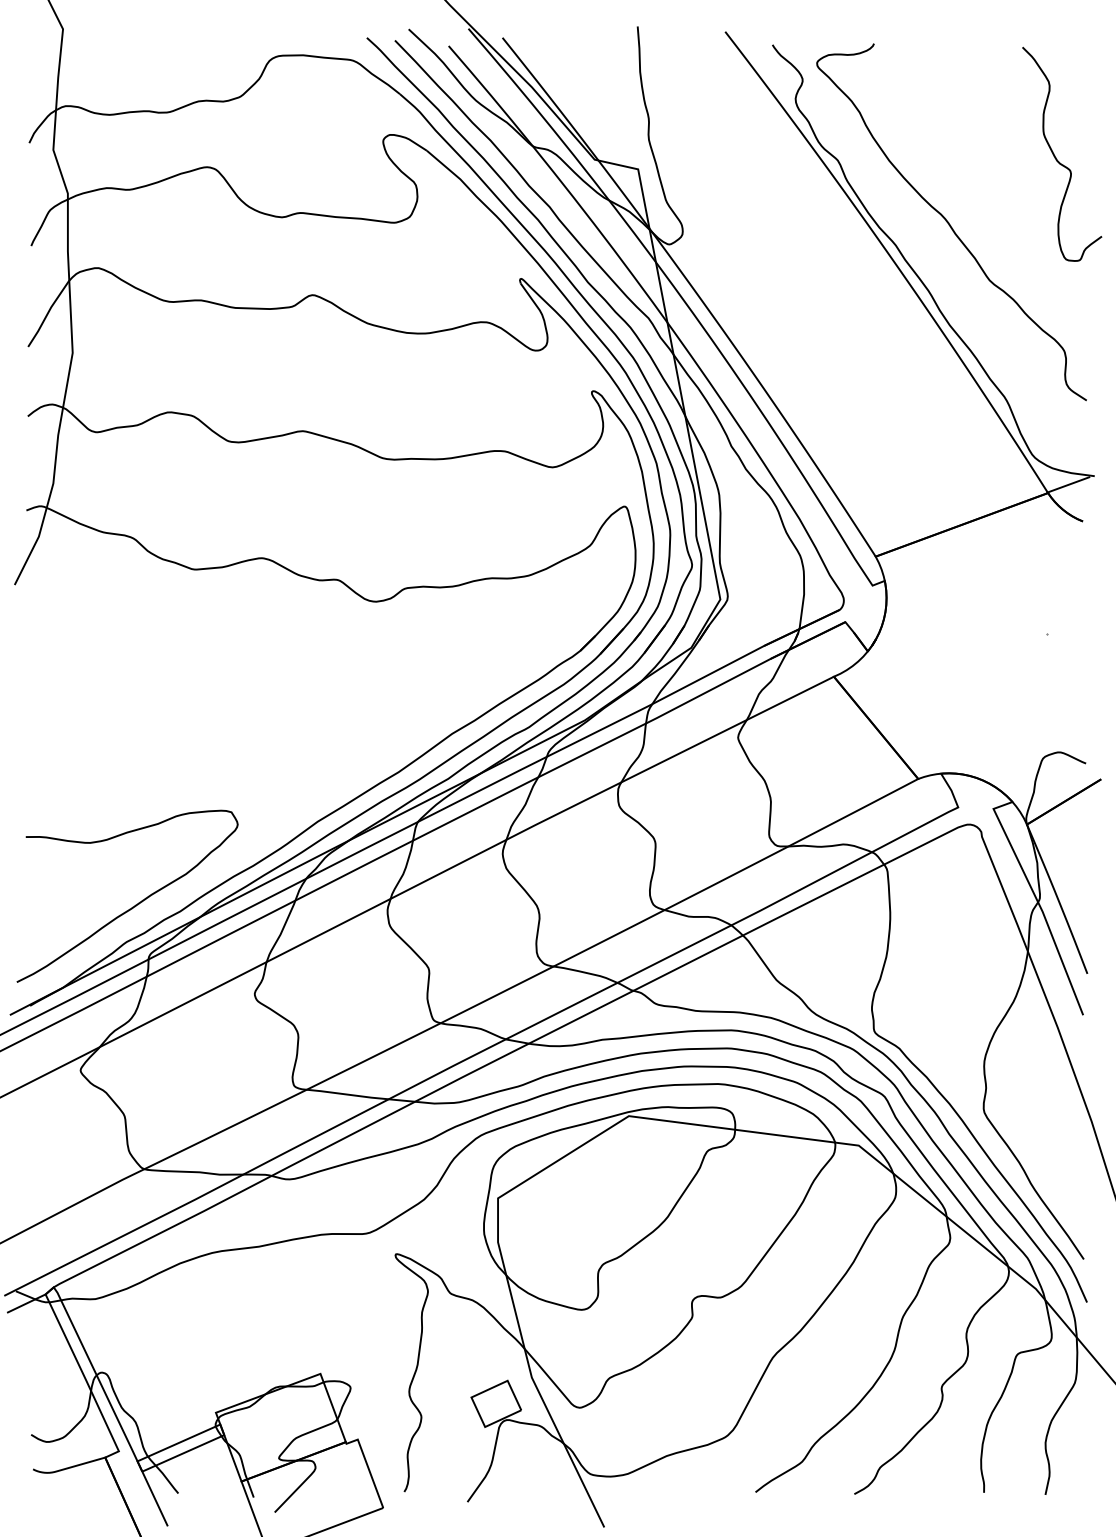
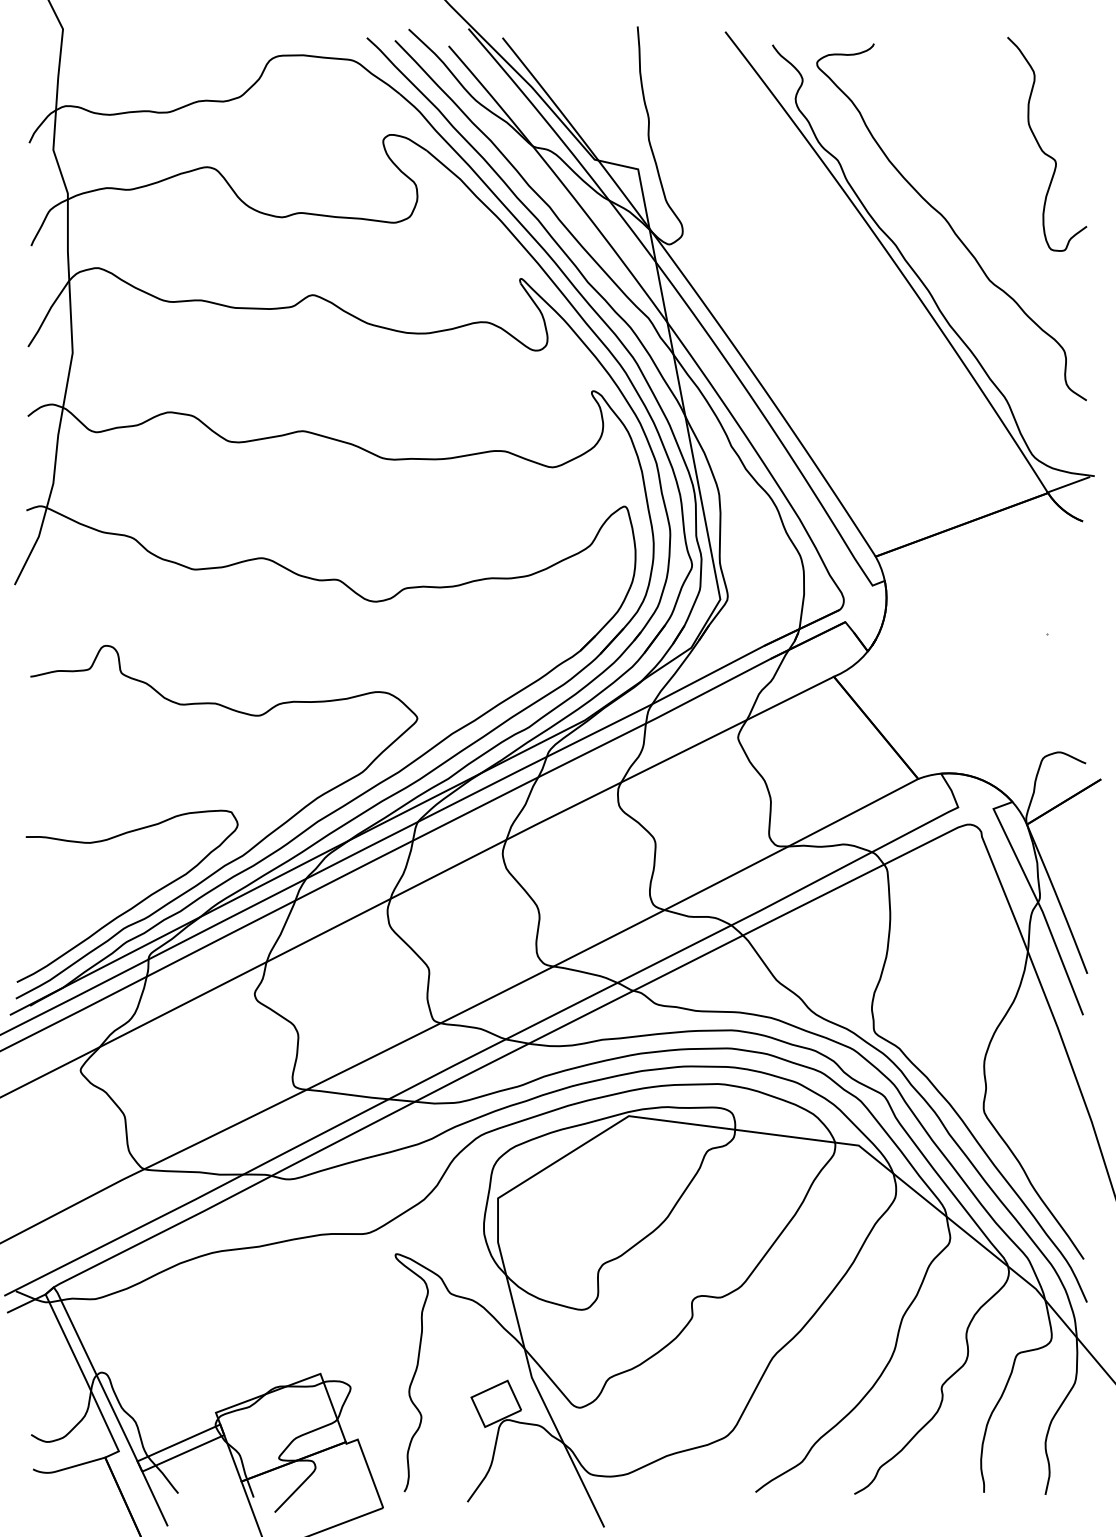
curve position: (1056, 157) -> (1041, 147) (1041, 147)
curve: none -> present (235, 858)
